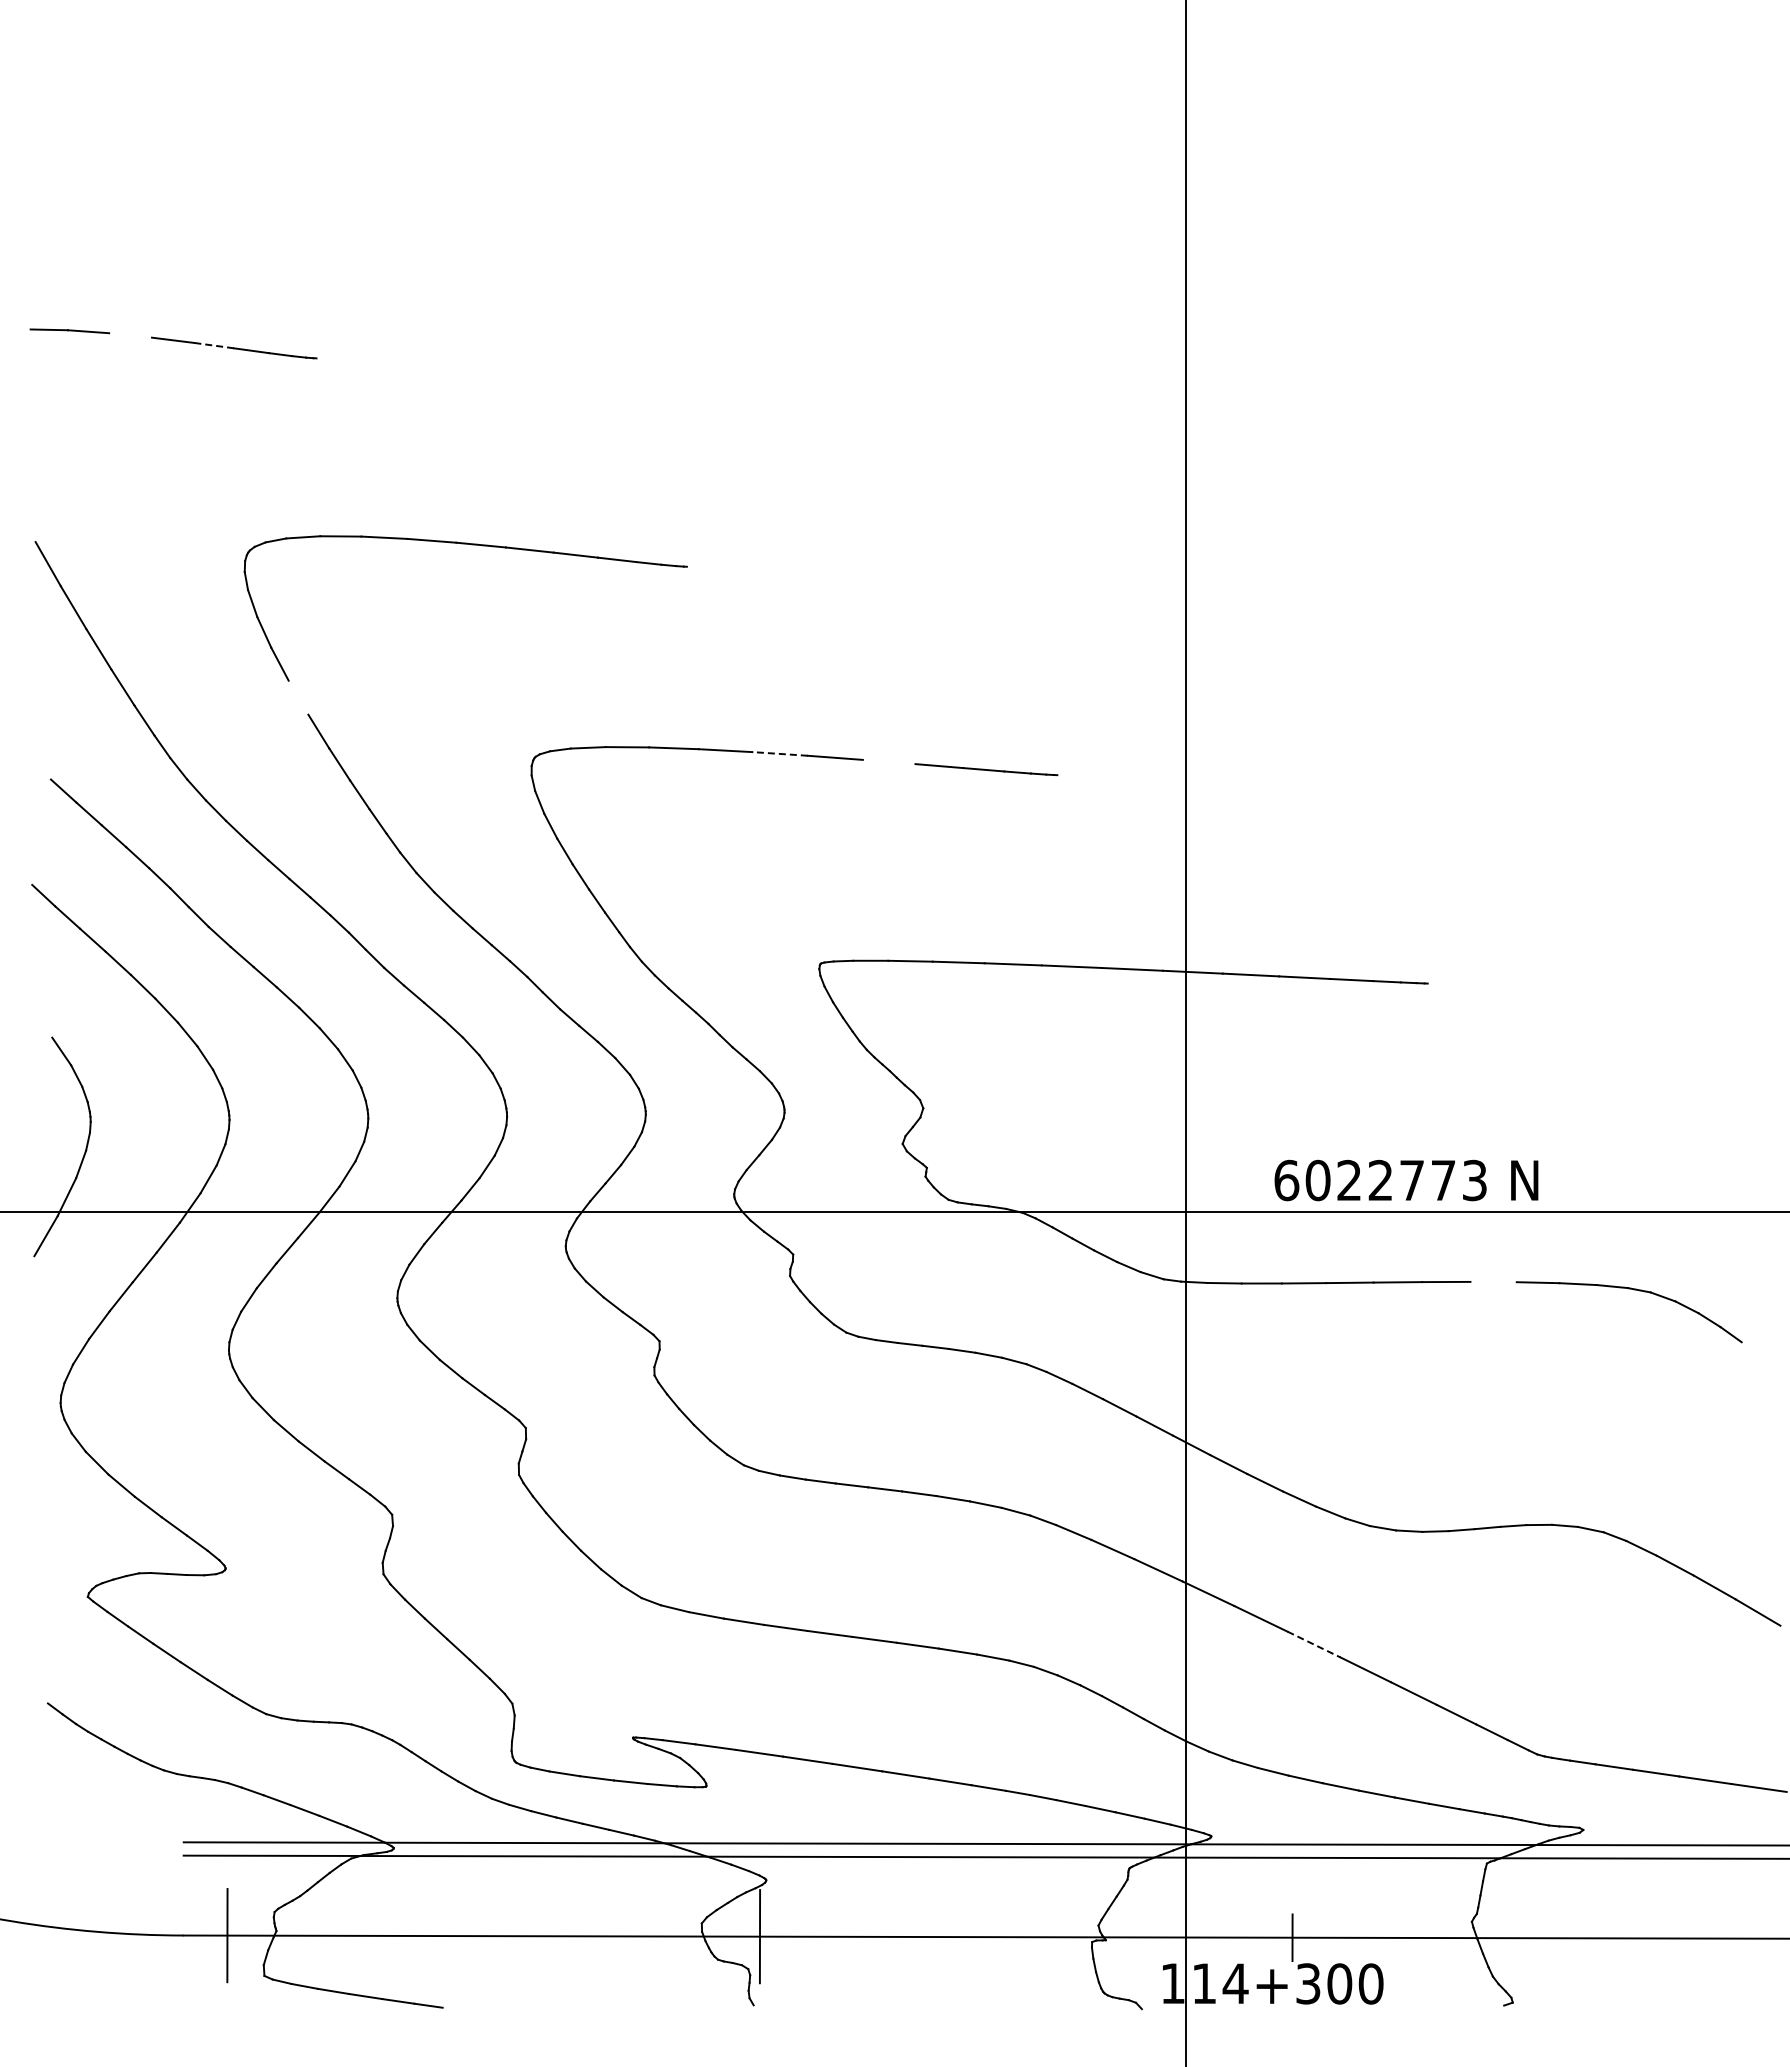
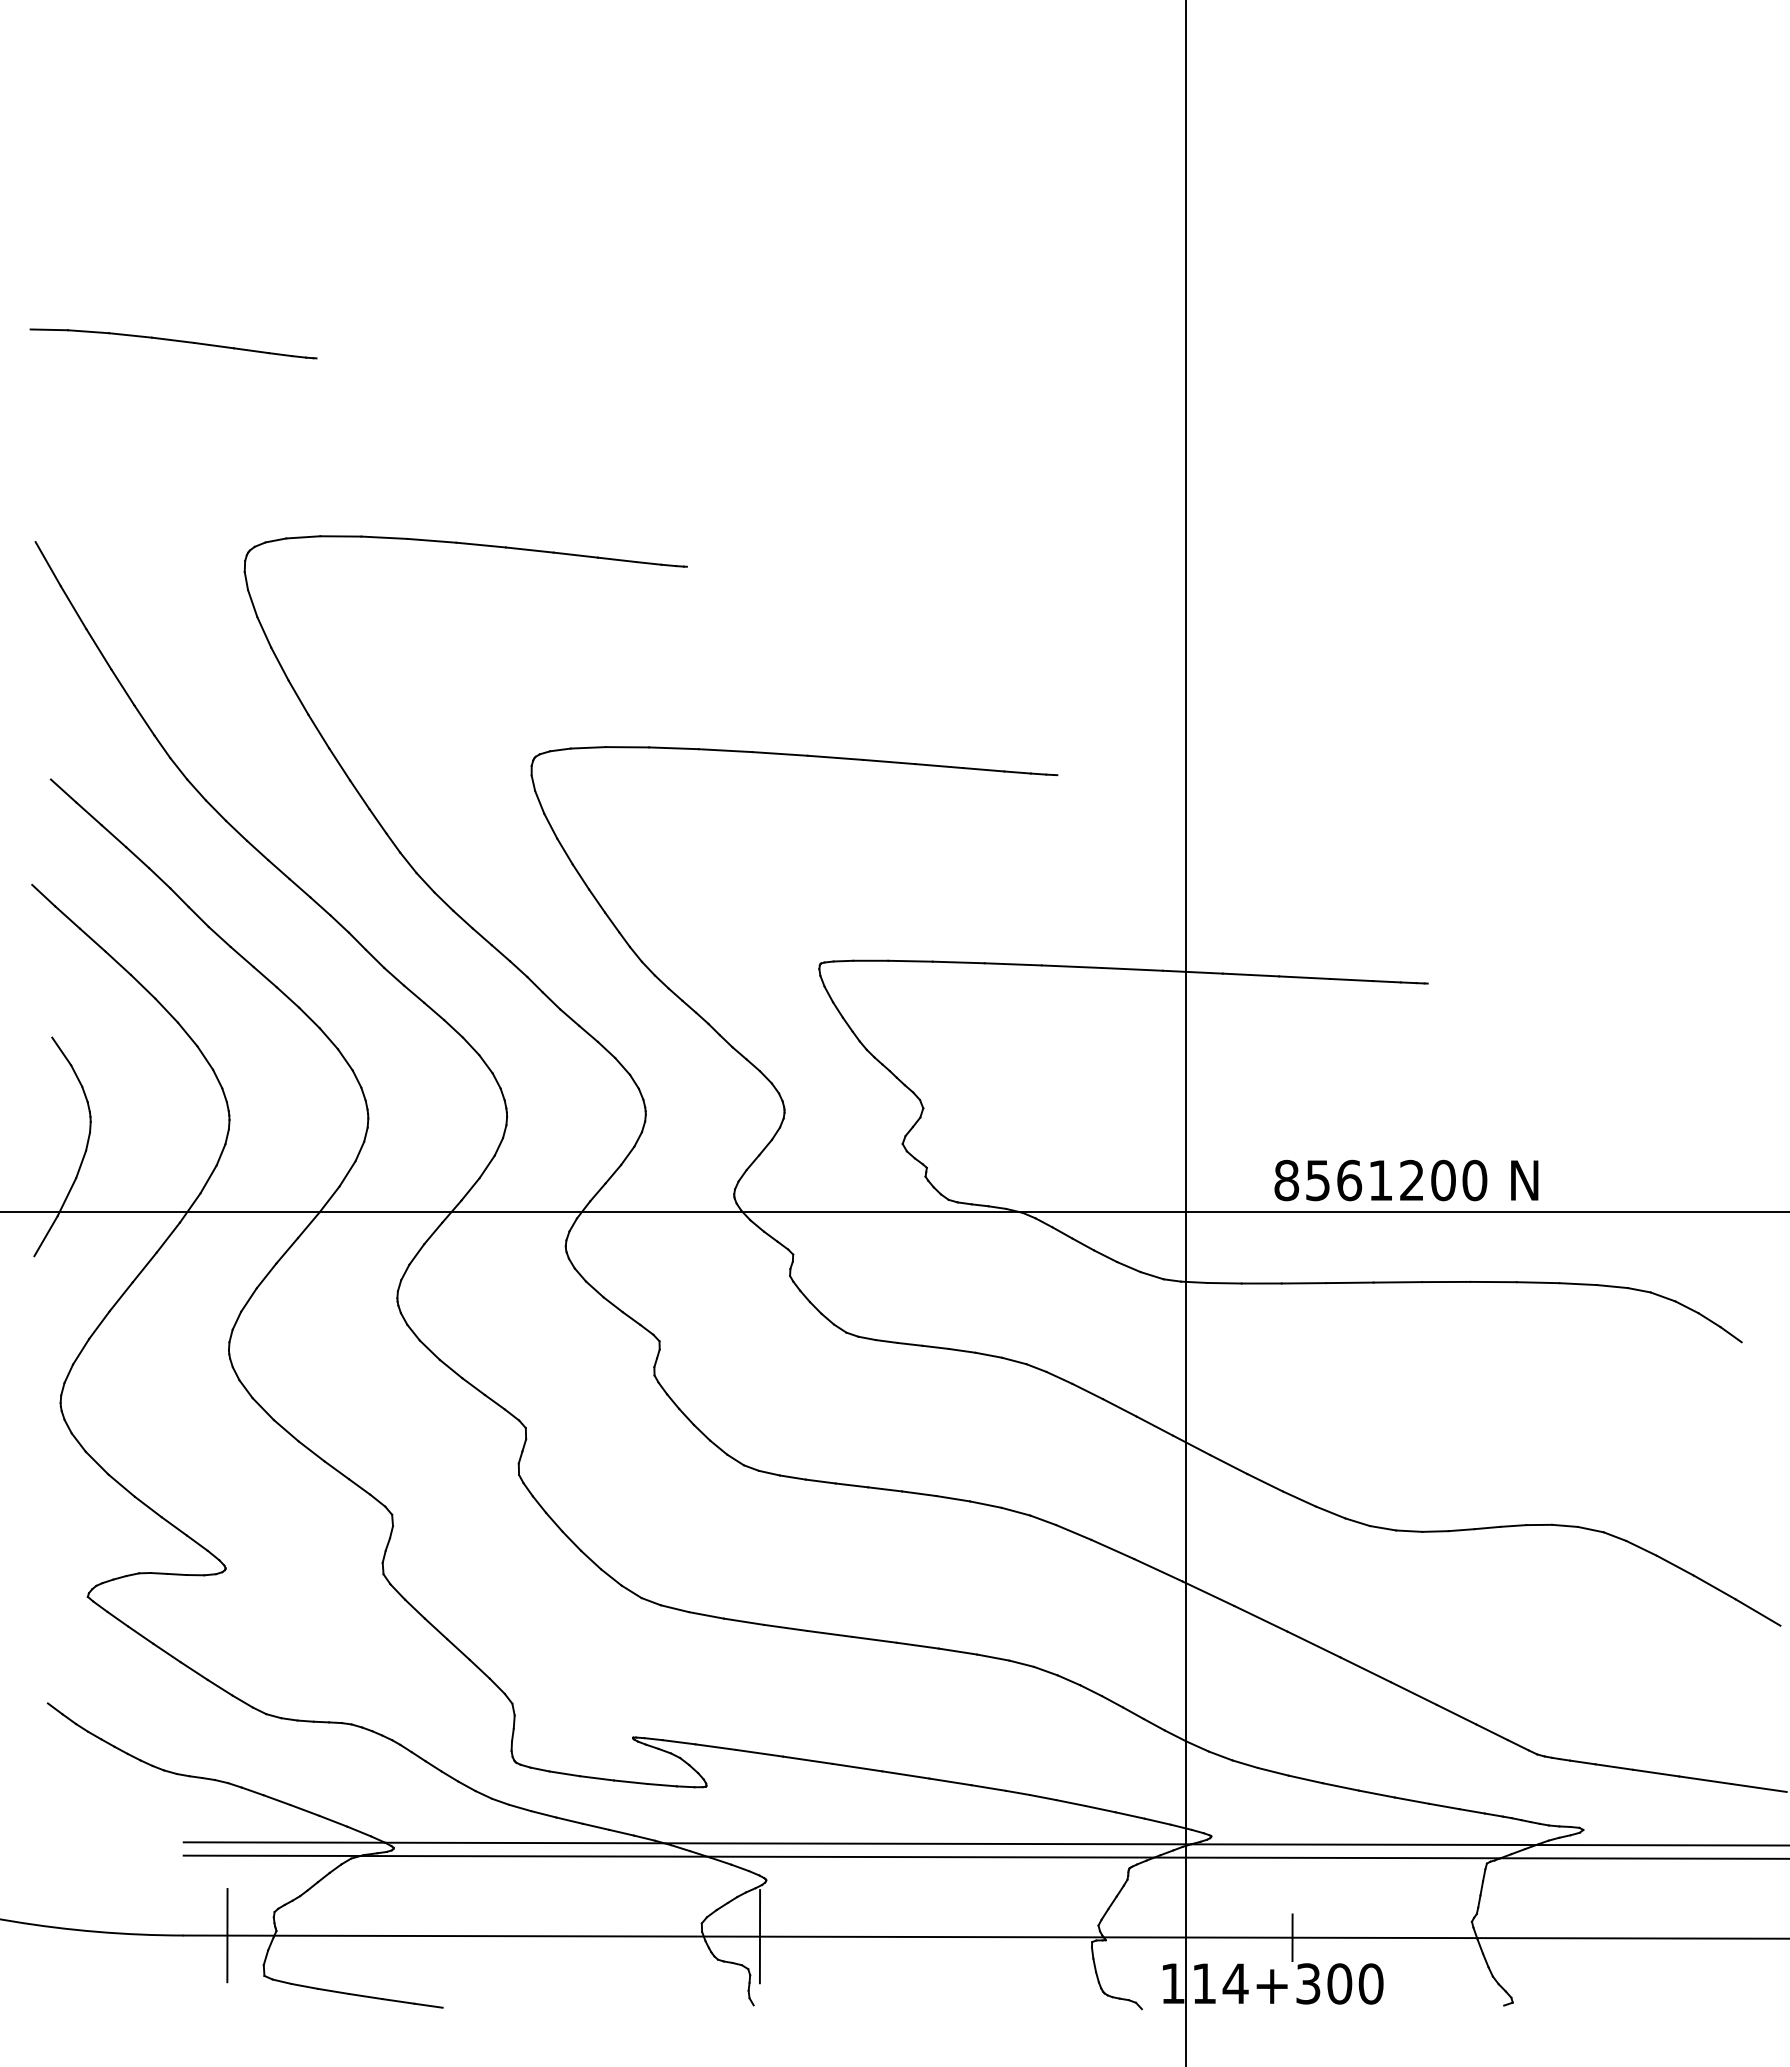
line: none -> present (130, 335)
line: dashed -> solid (213, 345)
line: none -> present (298, 697)
line: dashed -> solid (780, 753)
line: none -> present (888, 761)
text: 6022773 -> 8561200 (1380, 1180)
line: none -> present (1493, 1281)
line: dashed -> solid (1314, 1644)
